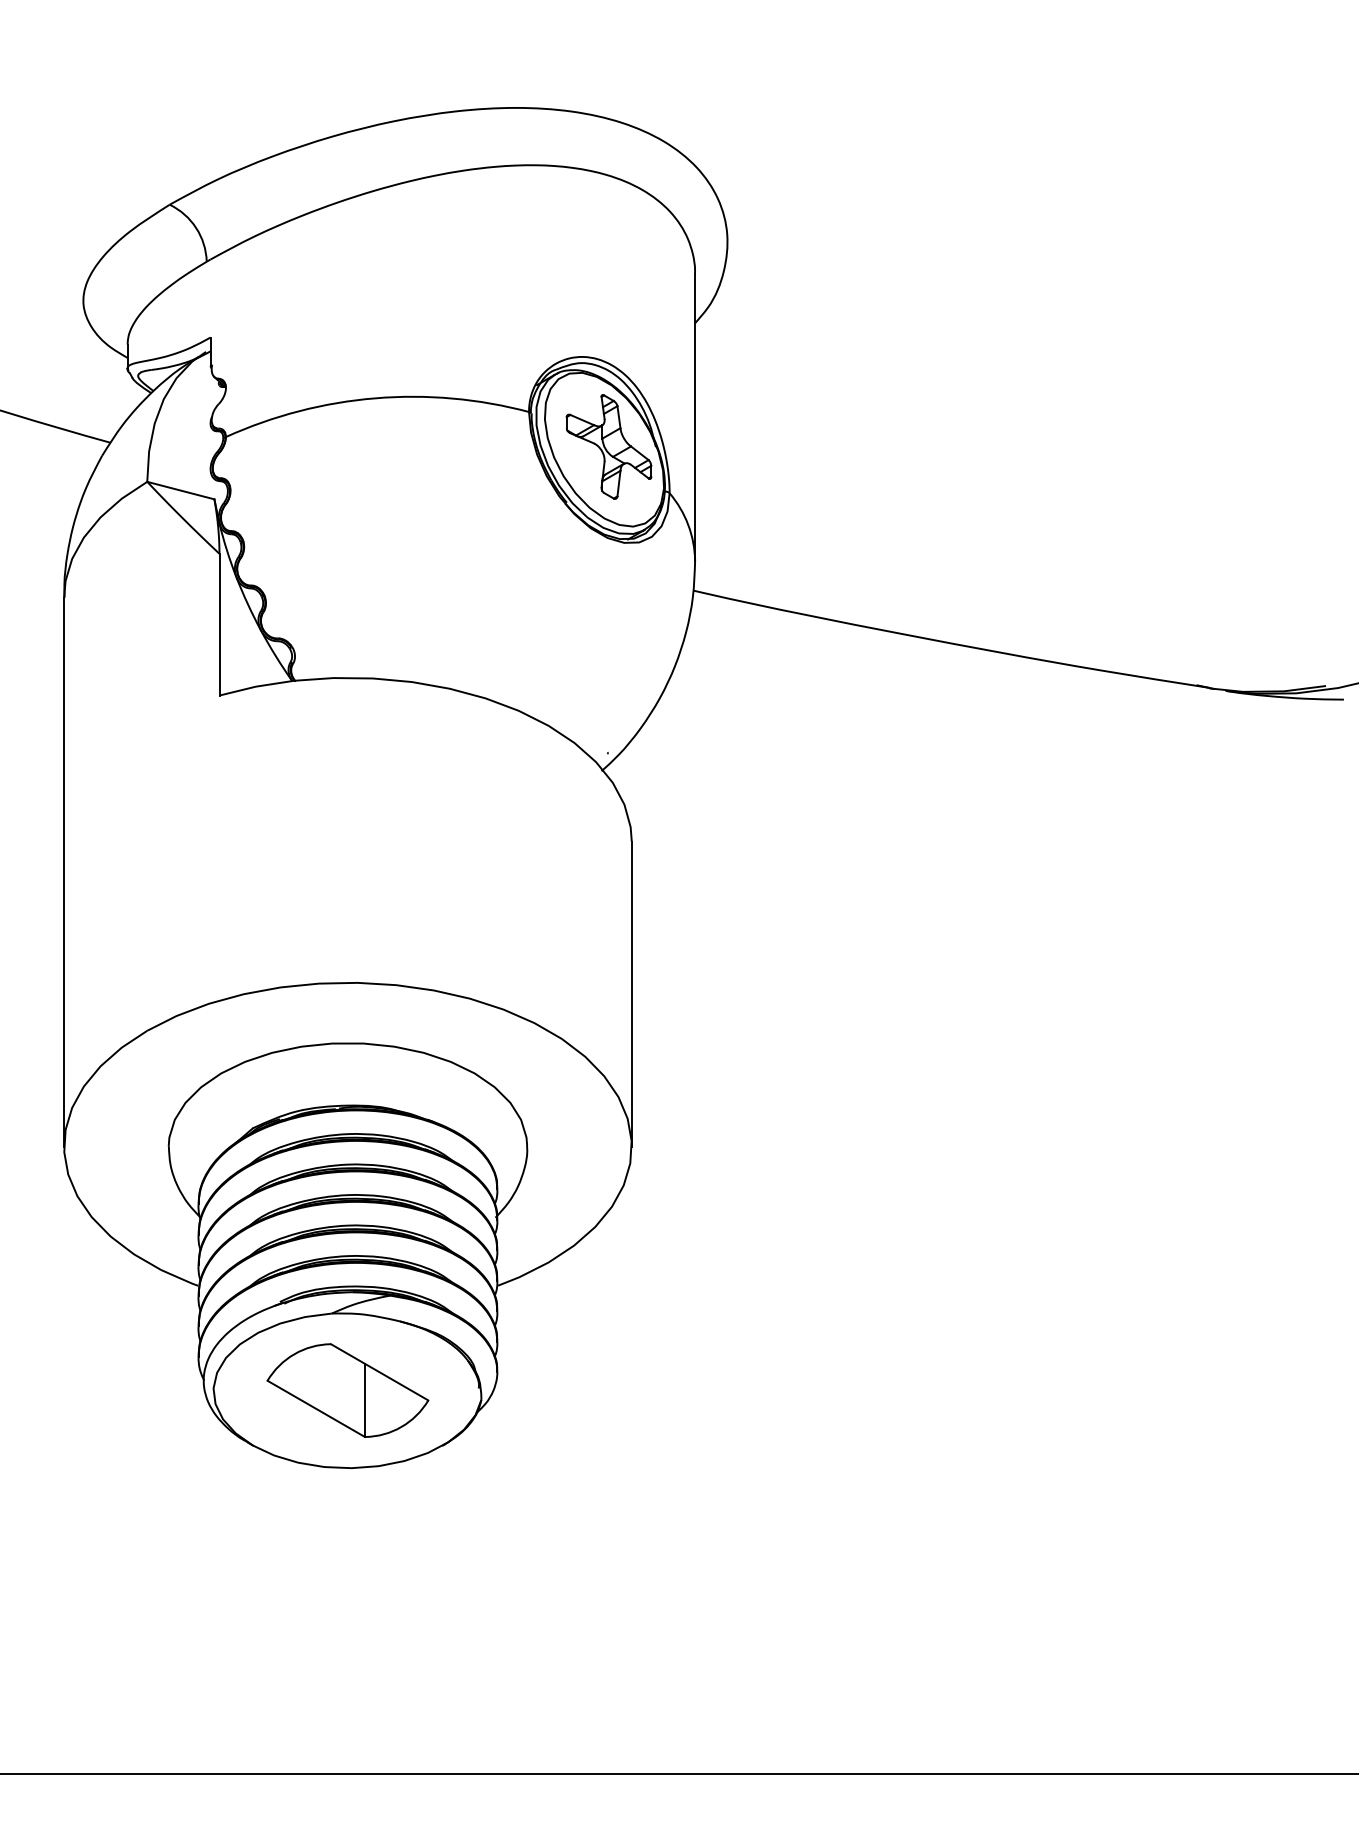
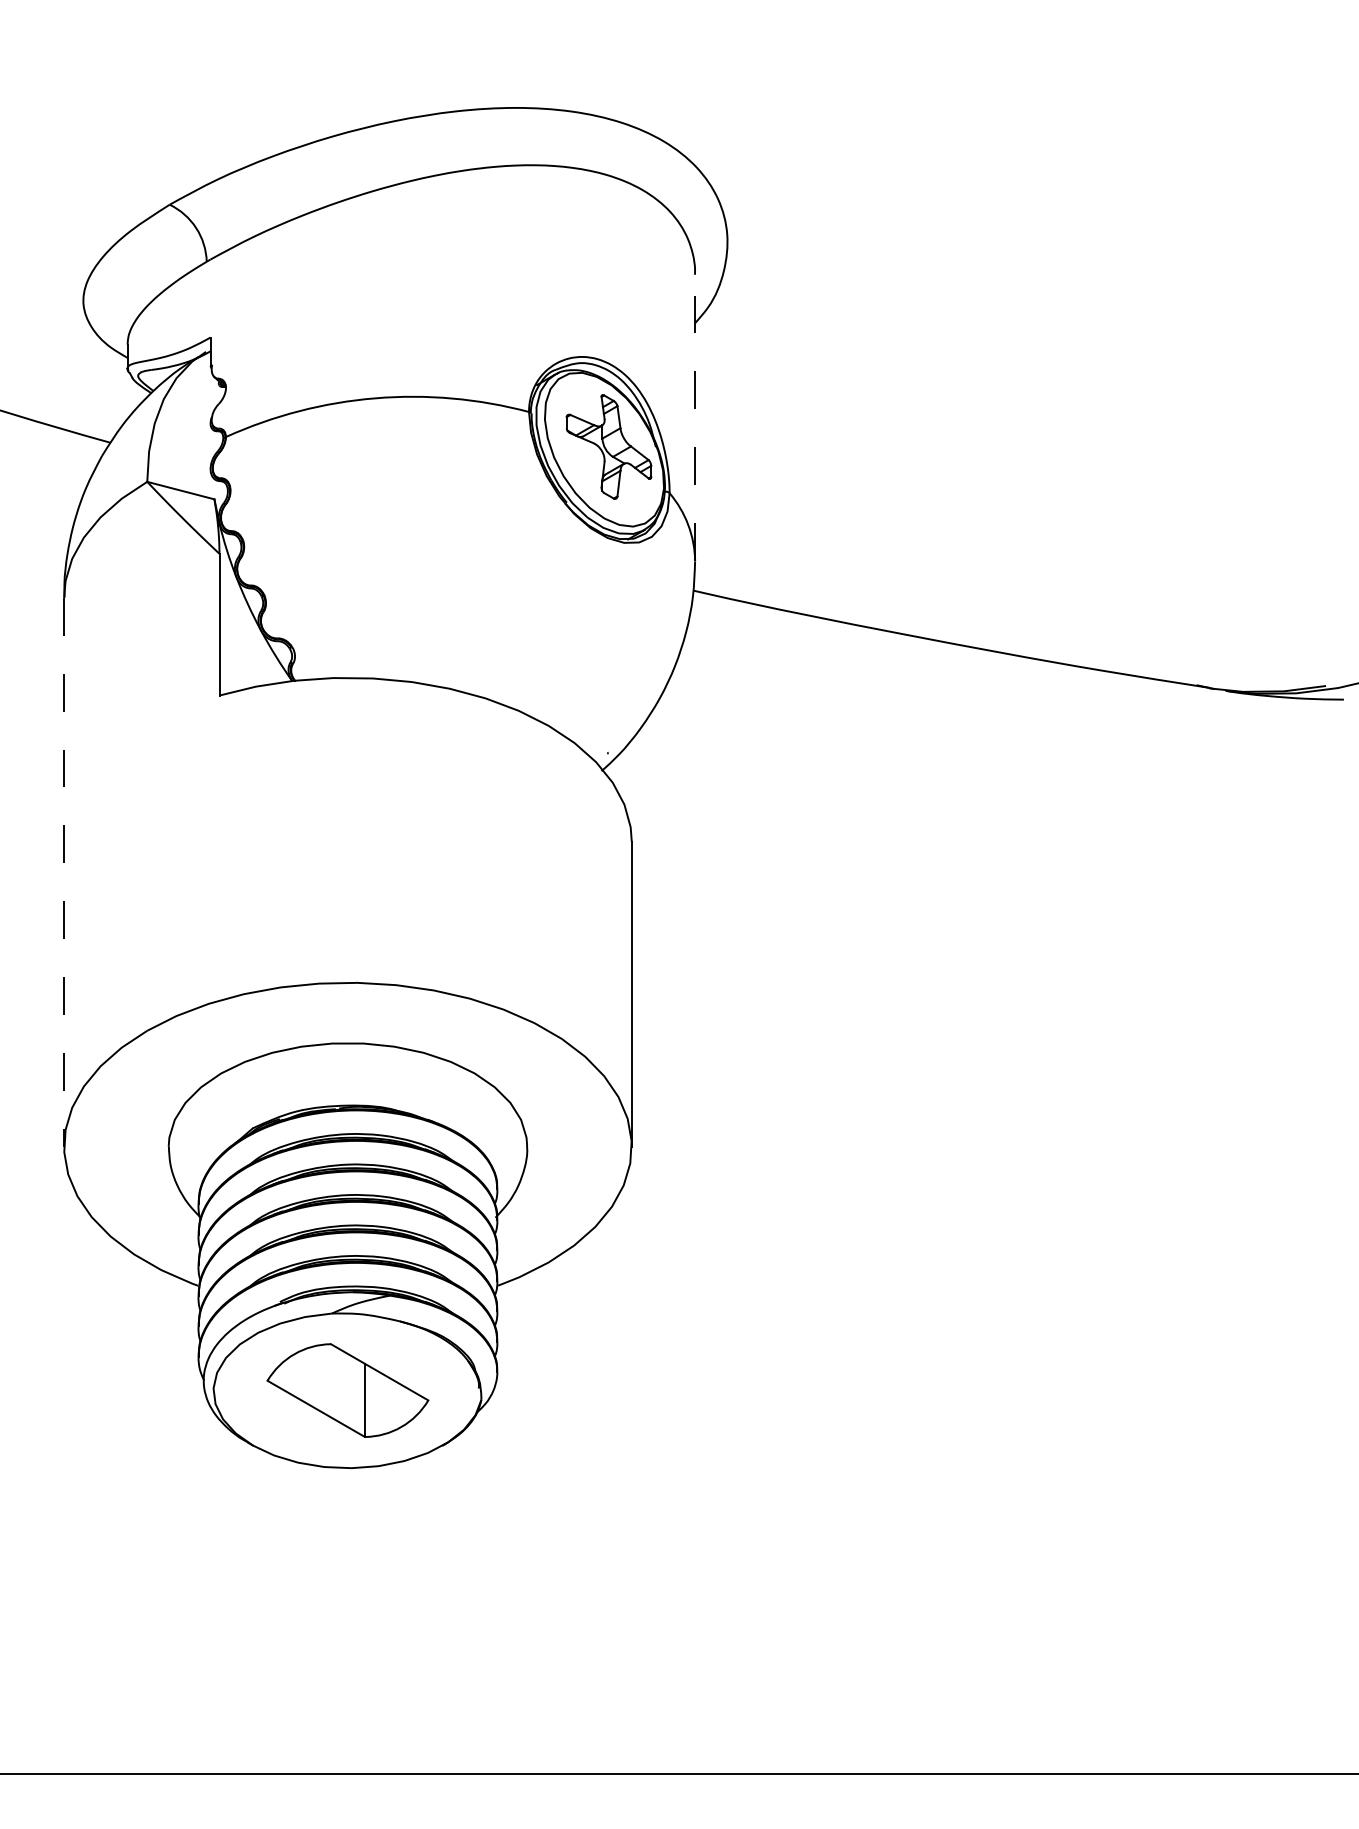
line: solid -> dashed (695, 417)
line: solid -> dashed (64, 872)
